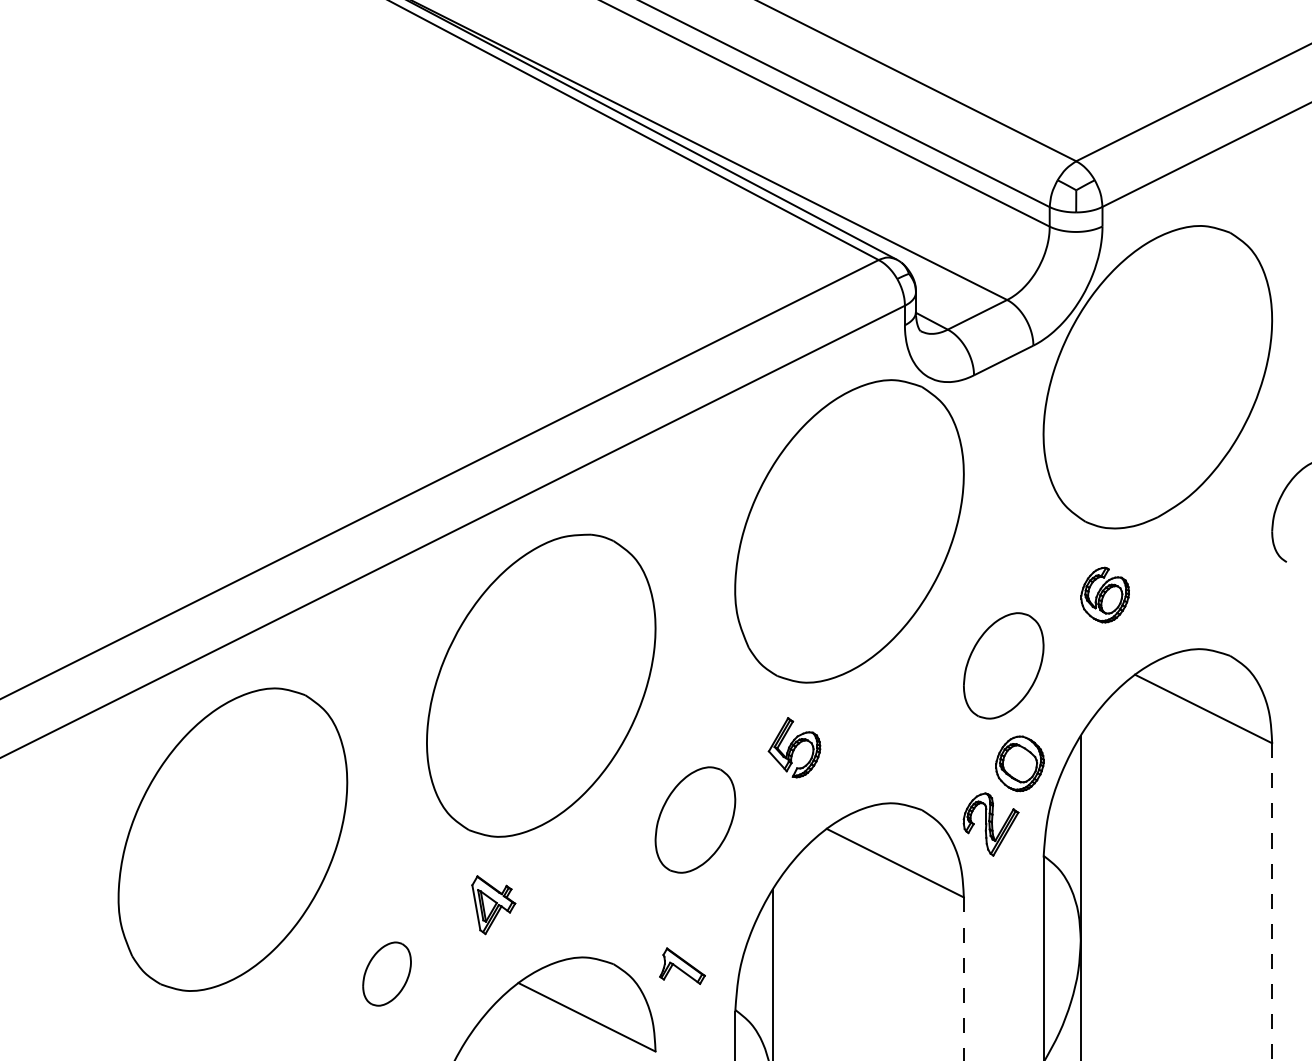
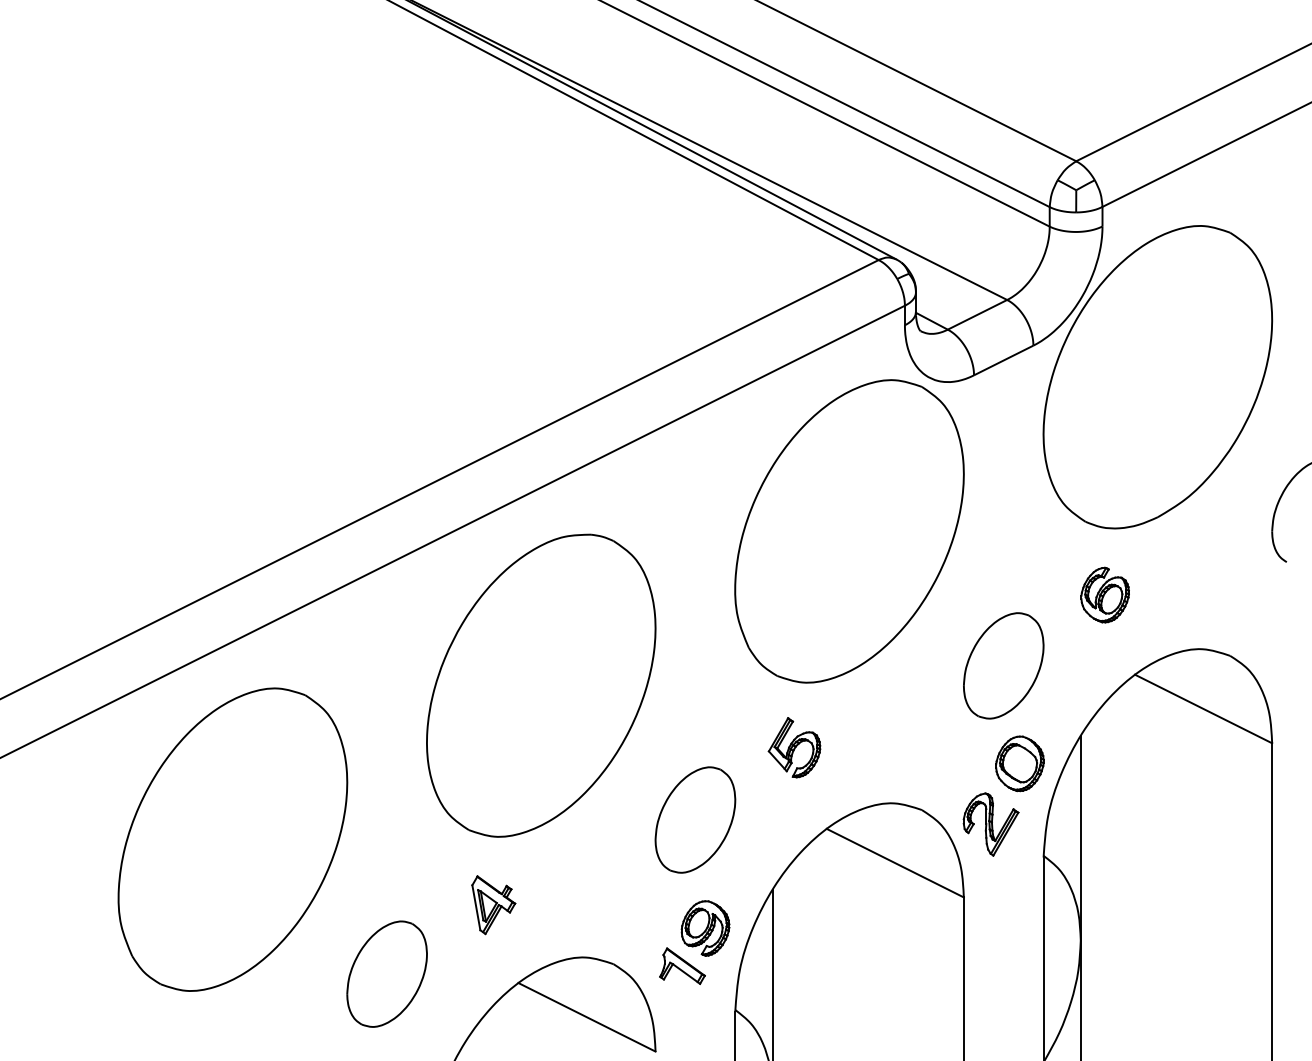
line: dashed -> solid (1272, 902)
part: none -> present (705, 928)
part size: 50x66 px -> 82x108 px (386, 973)
line: dashed -> solid (963, 979)
